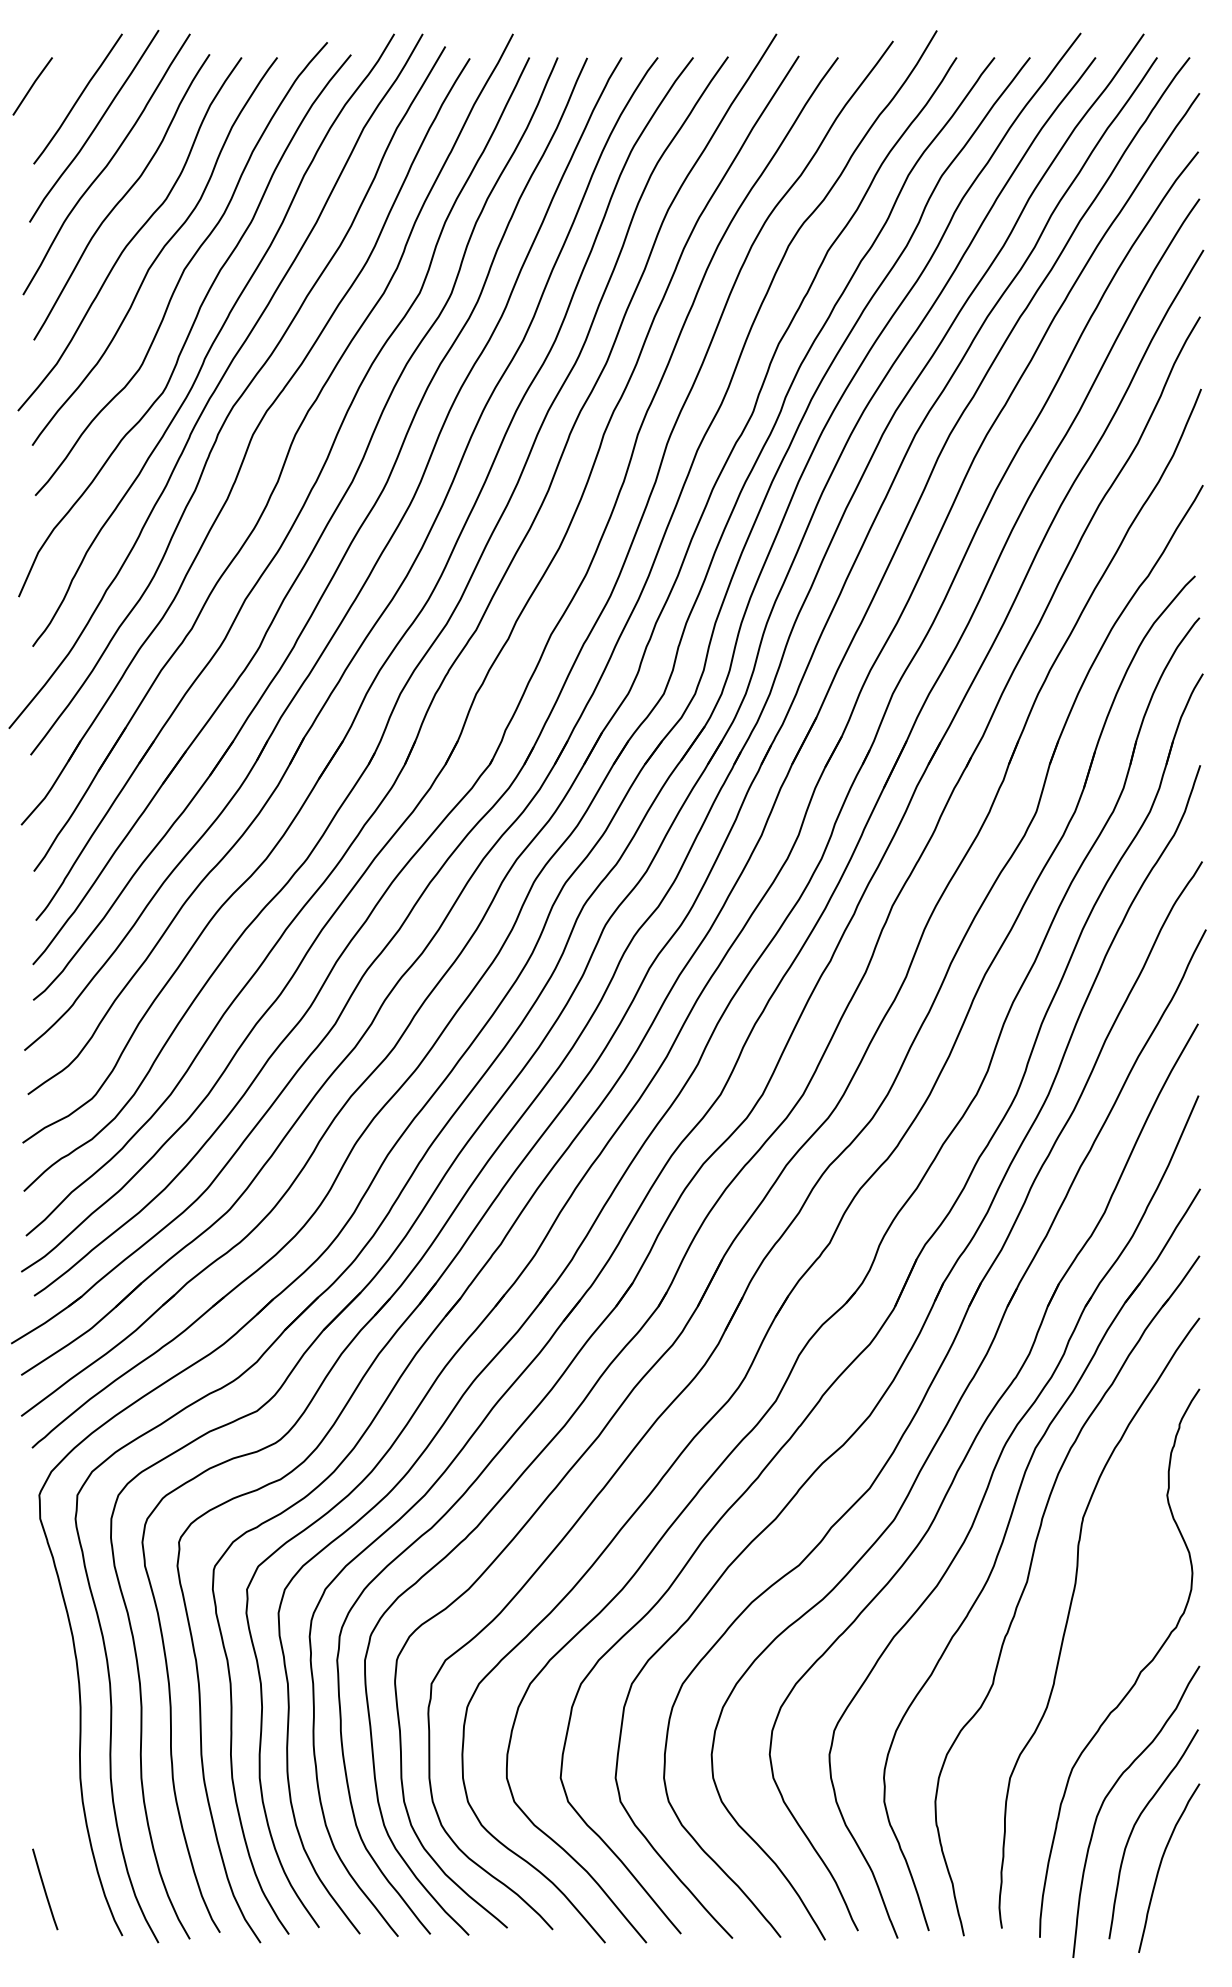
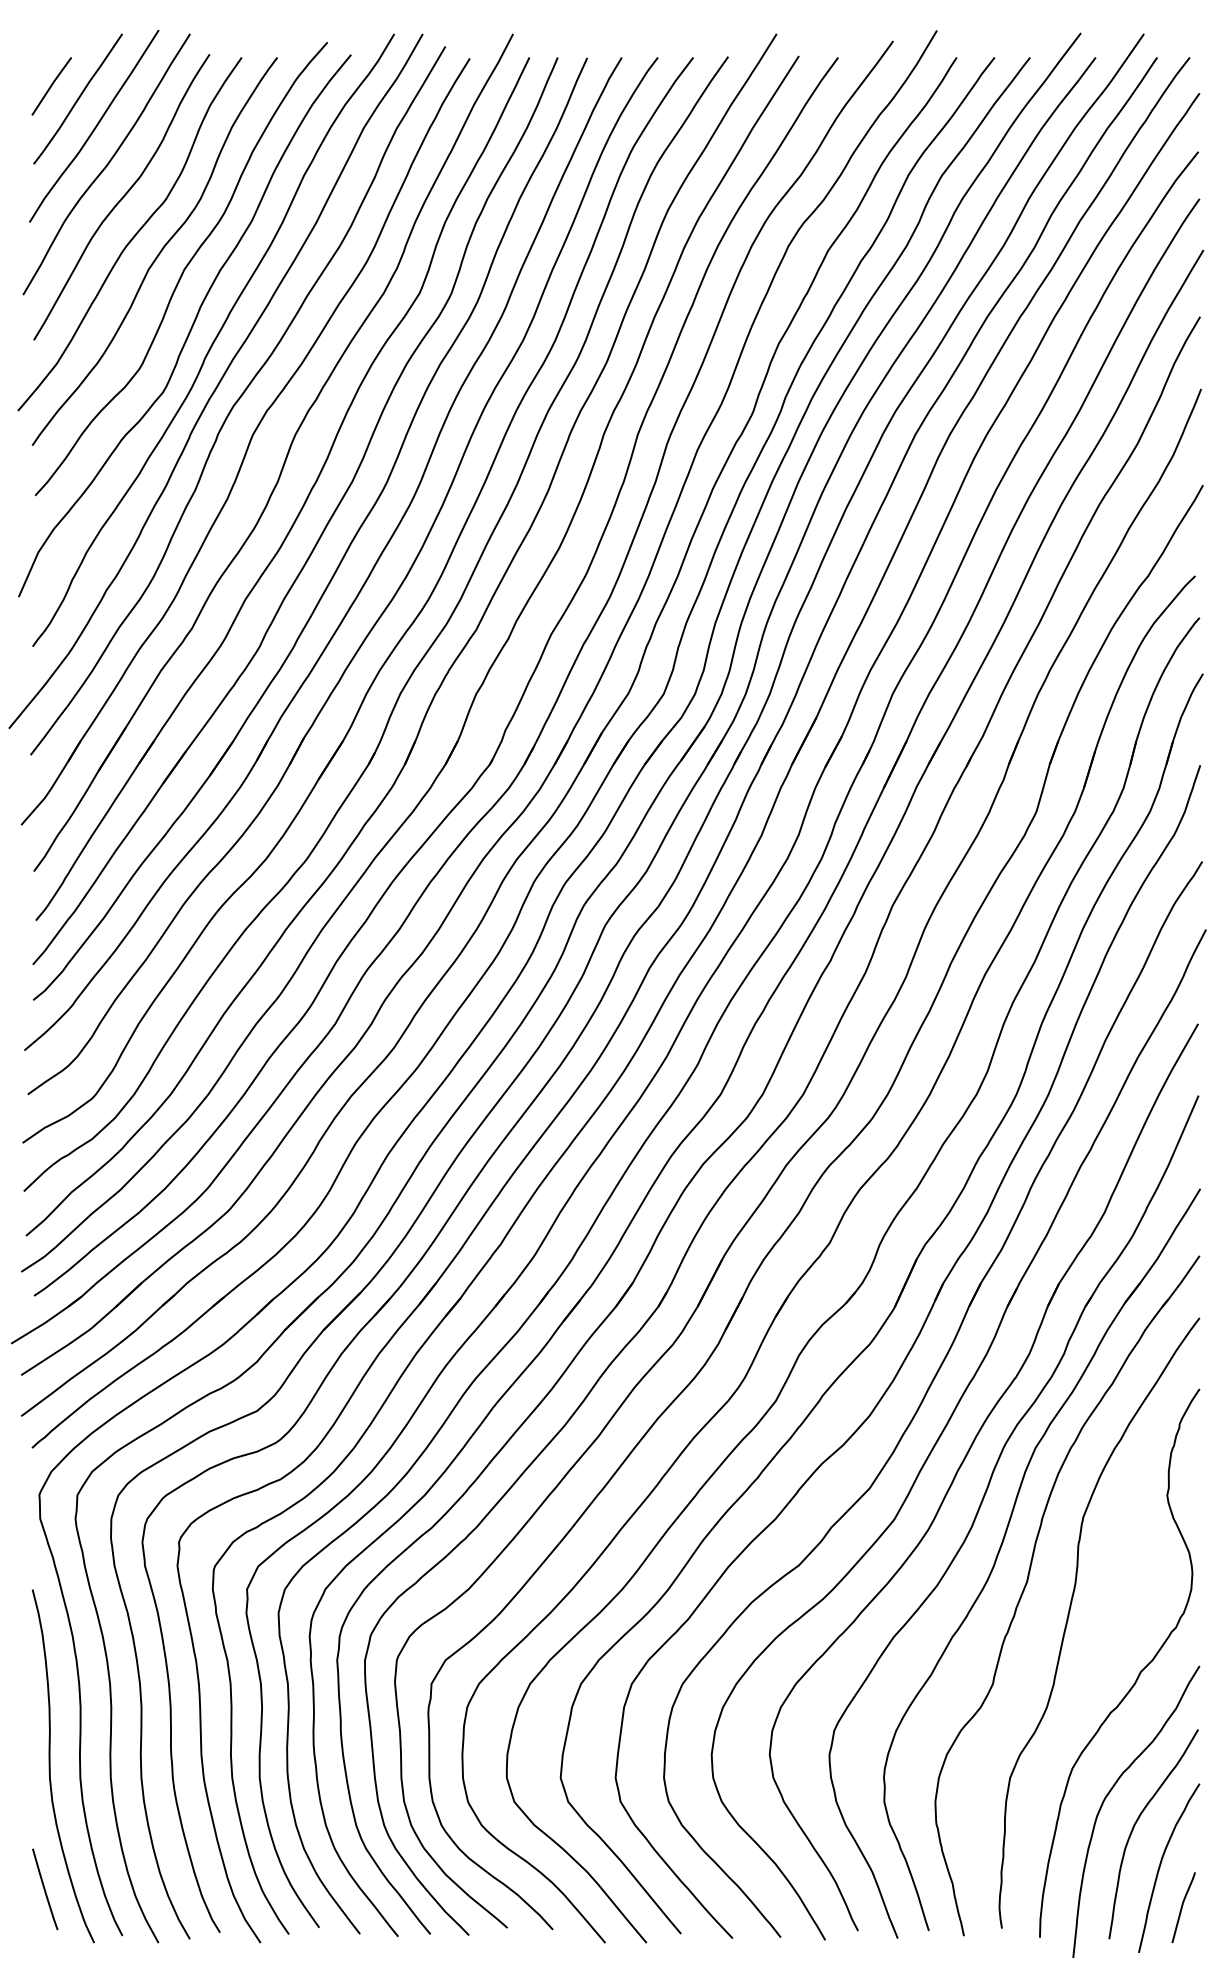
line position: (32, 86) -> (51, 86) (51, 86)
curve: none -> present (50, 1766)
line: none -> present (1182, 1907)
